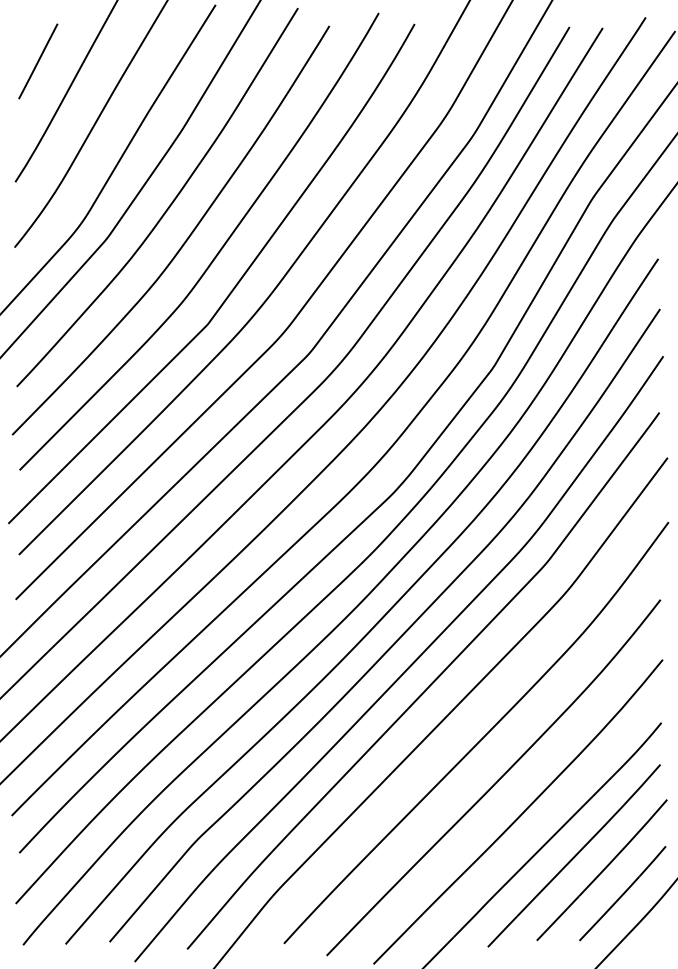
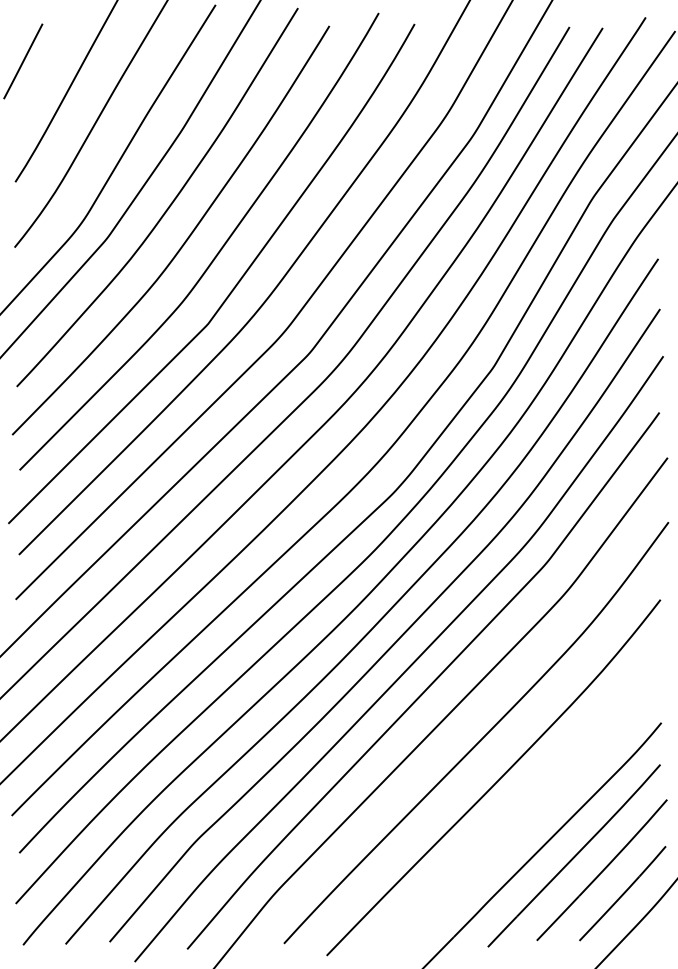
line position: (38, 61) -> (23, 61) (23, 61)
curve: present -> none (521, 813)
